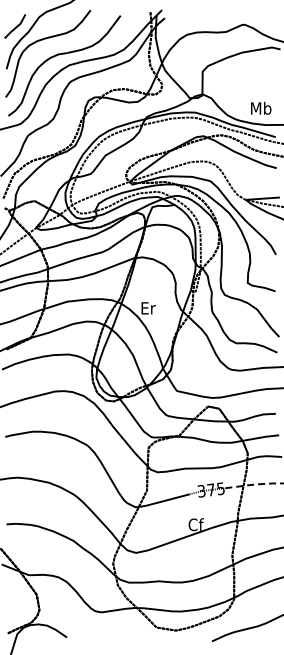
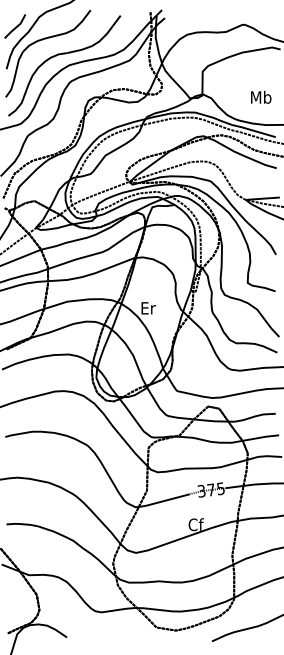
text position: (261, 107) -> (261, 96) (261, 96)
line: dashed -> solid (254, 484)
